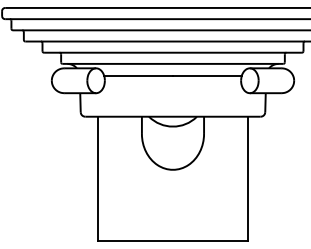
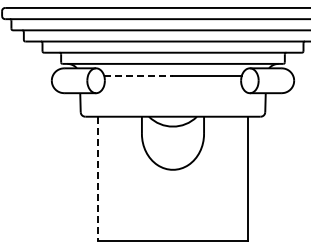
line: solid -> dashed (139, 76)
line: solid -> dashed (98, 179)
